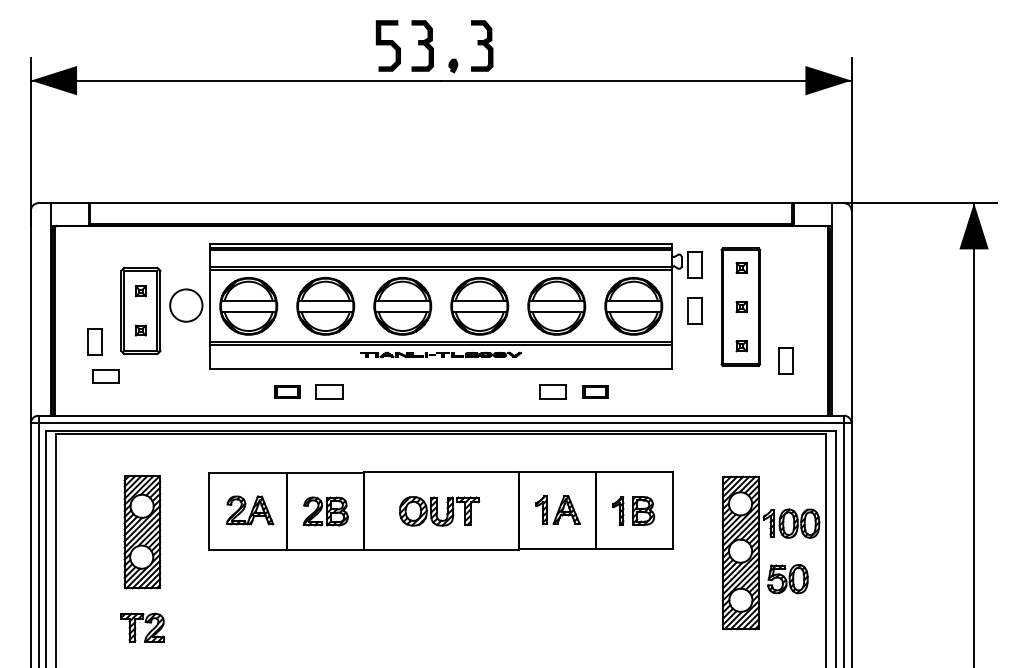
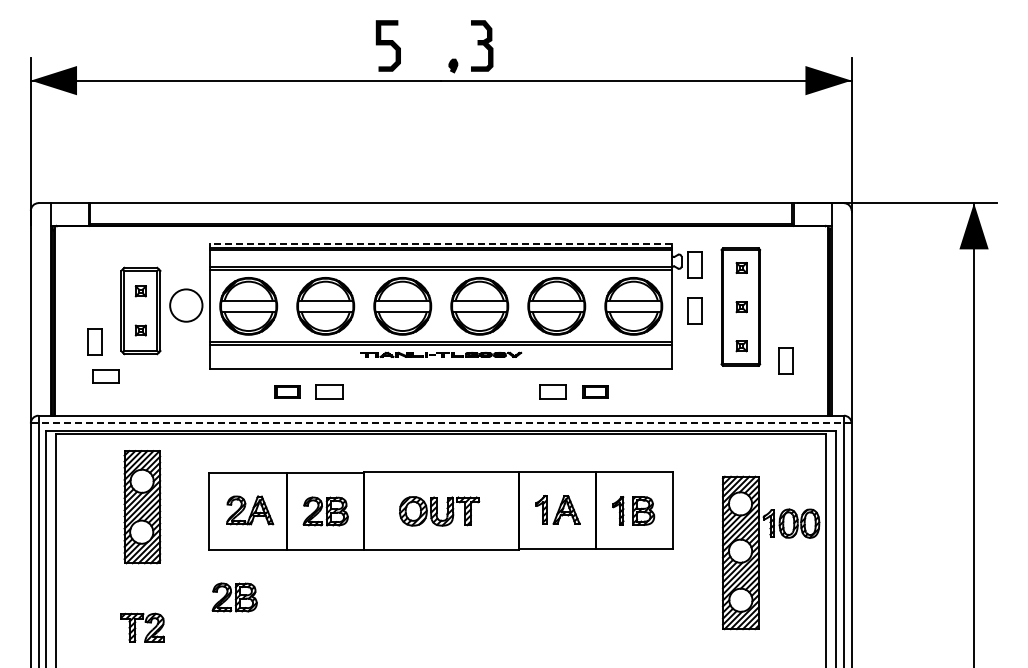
part: present -> none (422, 45)
line: solid -> dashed (440, 243)
line: solid -> dashed (441, 423)
part position: (142, 532) -> (142, 507) (142, 507)
part: present -> none (787, 579)
part: none -> present (234, 597)
